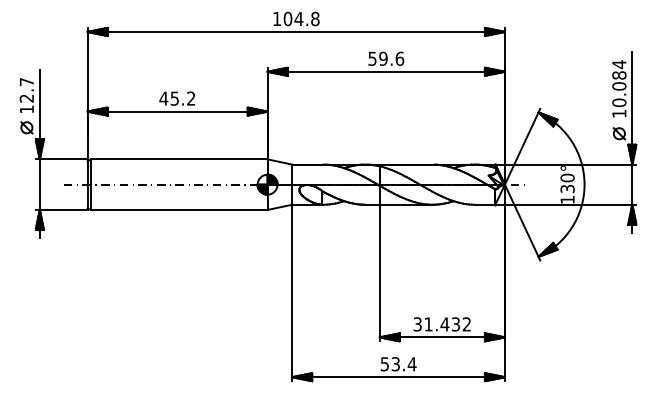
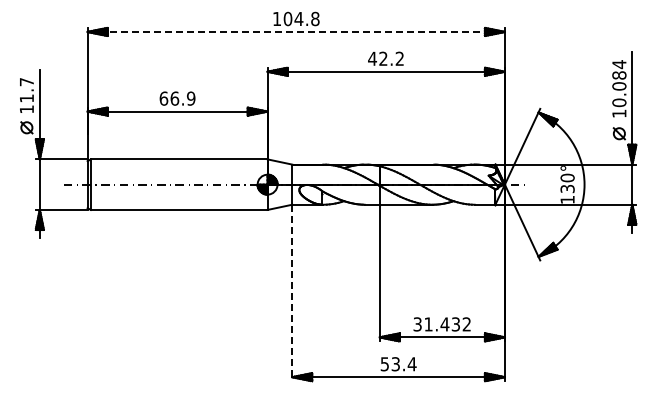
line: solid -> dashed (296, 31)
text: 59.6 -> 42.2 (386, 58)
text: 12.7 -> 11.7 (26, 98)
text: 45.2 -> 66.9 (177, 98)
line: solid -> dashed (292, 293)
